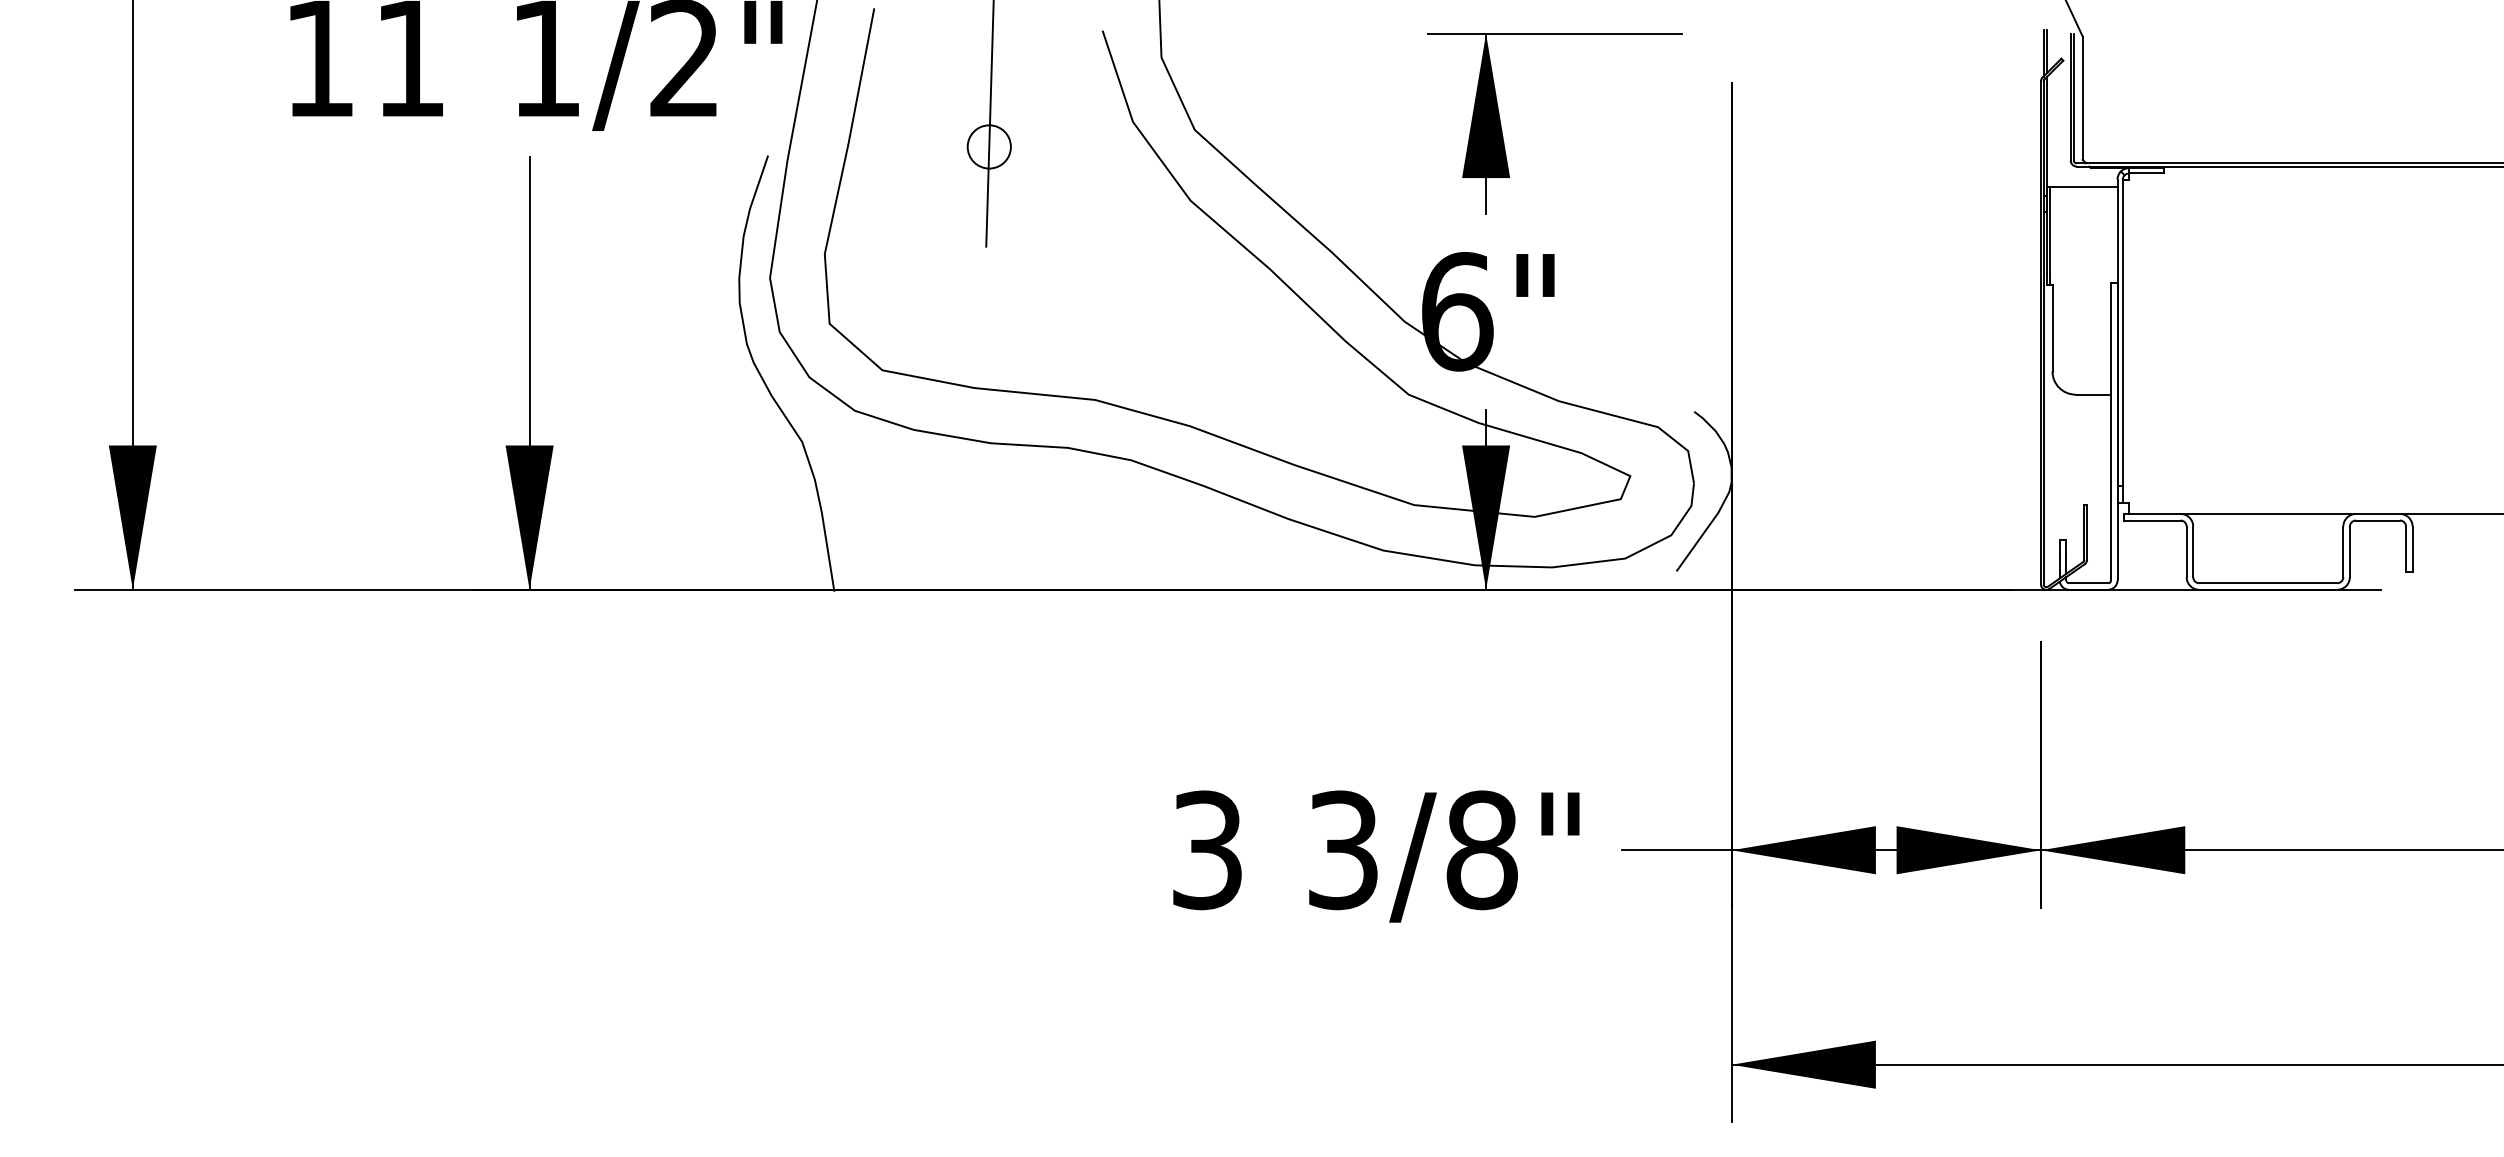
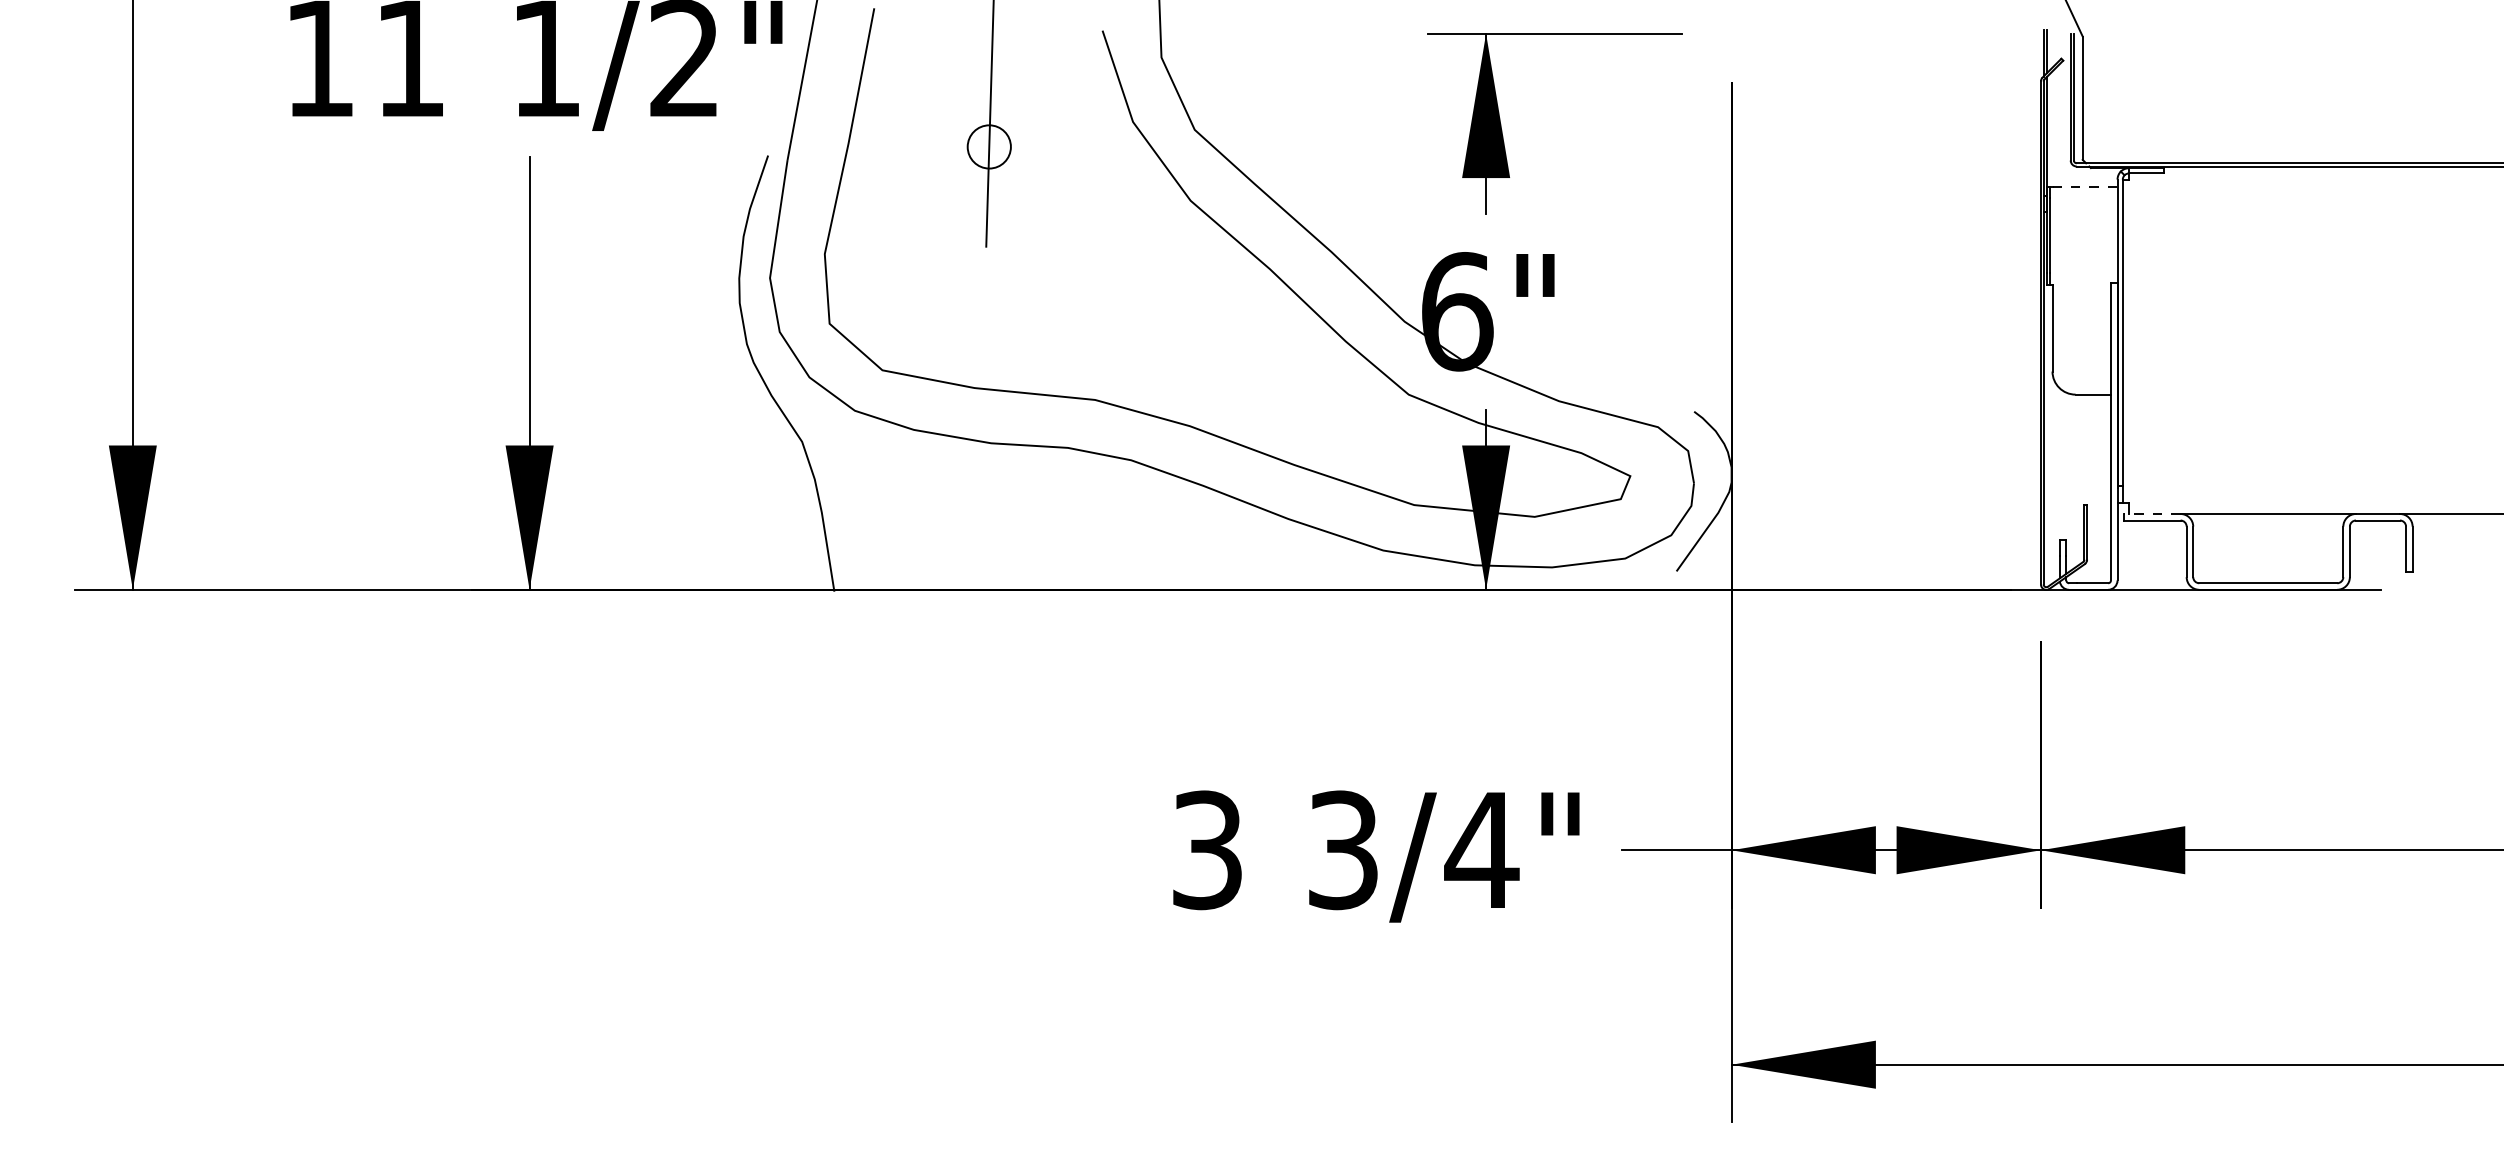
line: solid -> dashed (2085, 186)
line: solid -> dashed (2151, 513)
text: 3/8" -> 3/4" (1481, 850)
